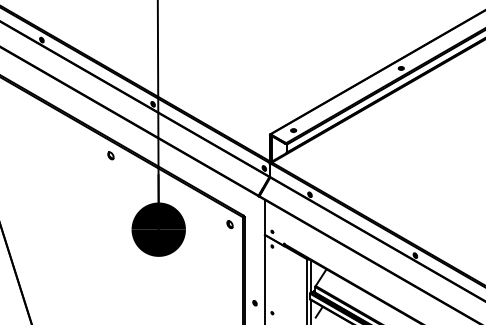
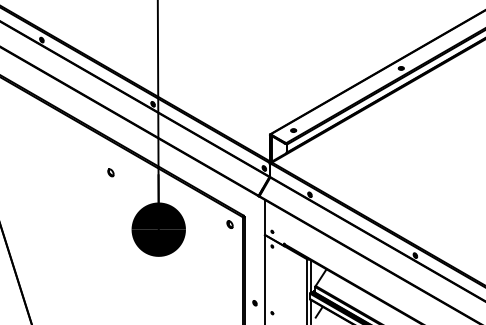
part position: (110, 155) -> (110, 172) (110, 172)
